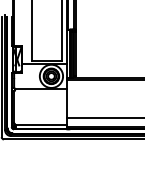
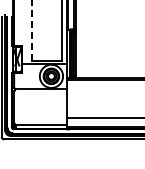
line: solid -> dashed (32, 30)
